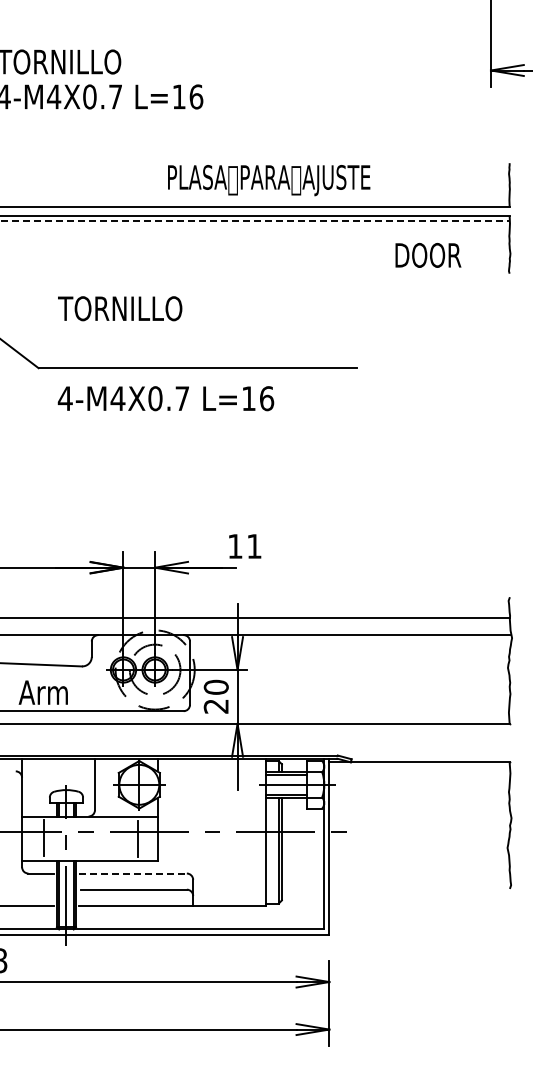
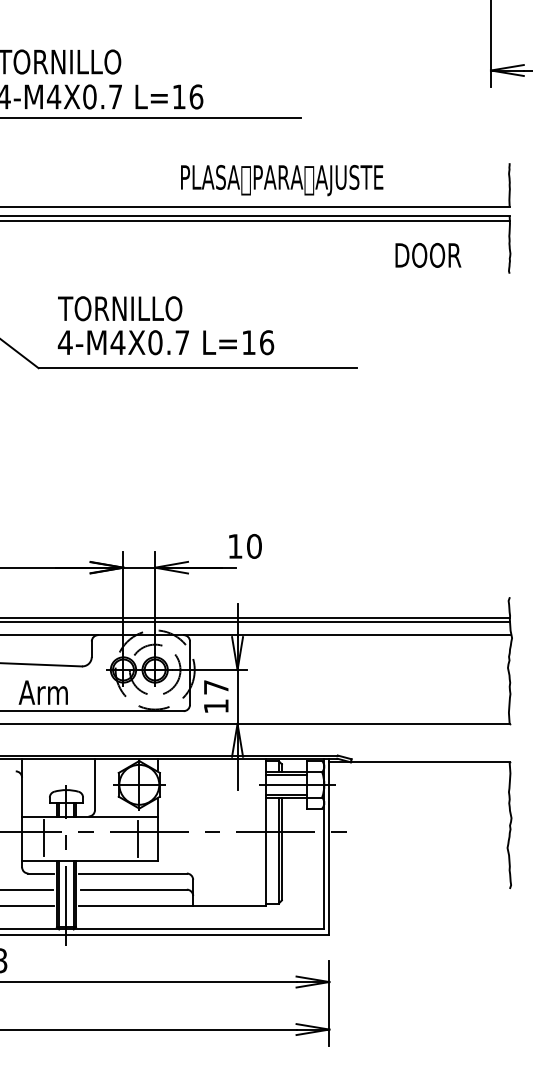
line: none -> present (151, 117)
text position: (269, 180) -> (282, 180) (282, 180)
line: dashed -> solid (255, 220)
text position: (165, 398) -> (165, 342) (165, 342)
text: 11 -> 10 (254, 545)
line: none -> present (255, 622)
text: 20 -> 17 (215, 696)
line: dashed -> solid (133, 873)
line: none -> present (27, 889)
